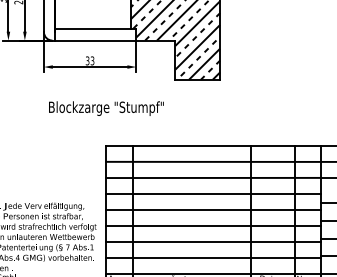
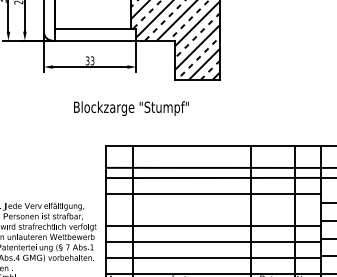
text position: (106, 108) -> (131, 108) (131, 108)
line position: (219, 161) -> (219, 167) (219, 167)
line: present -> none (213, 209)
